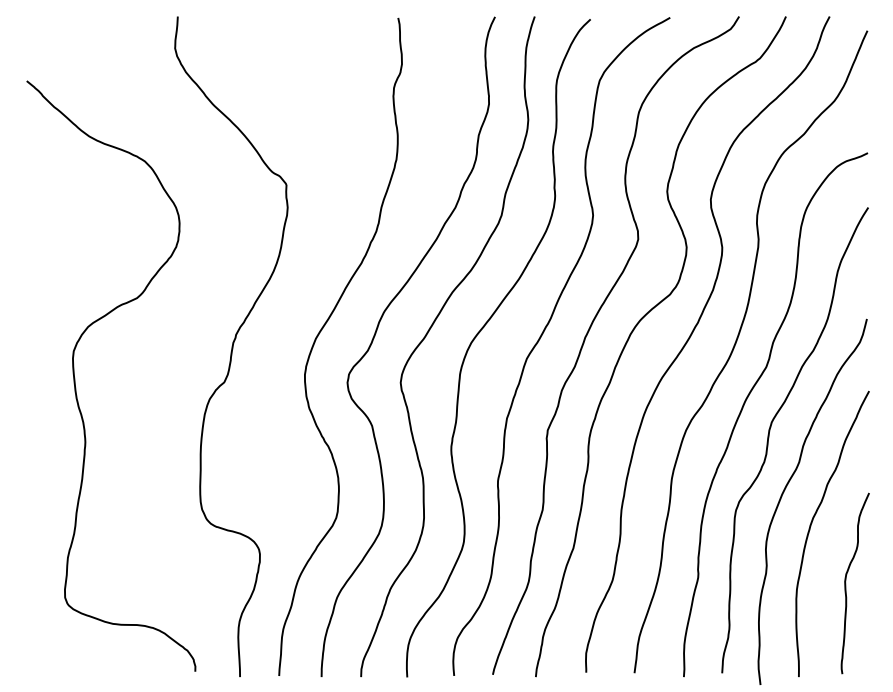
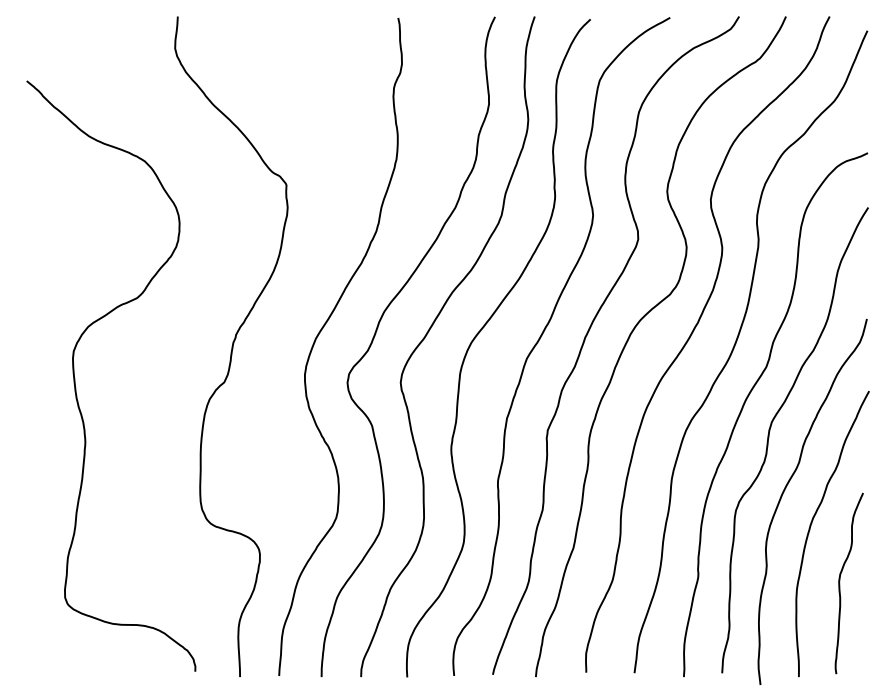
curve position: (846, 583) -> (840, 583) (840, 583)
